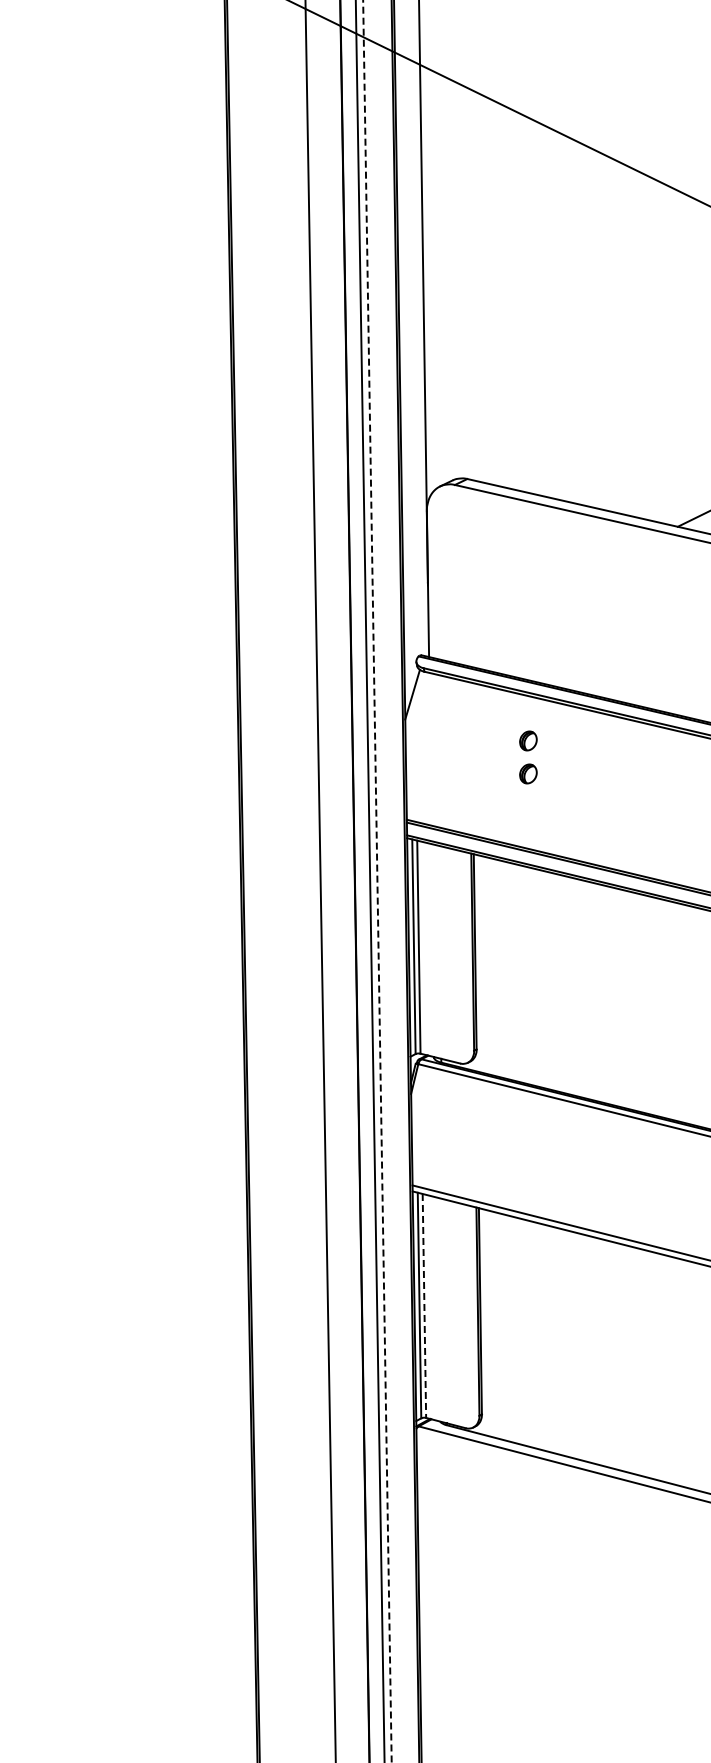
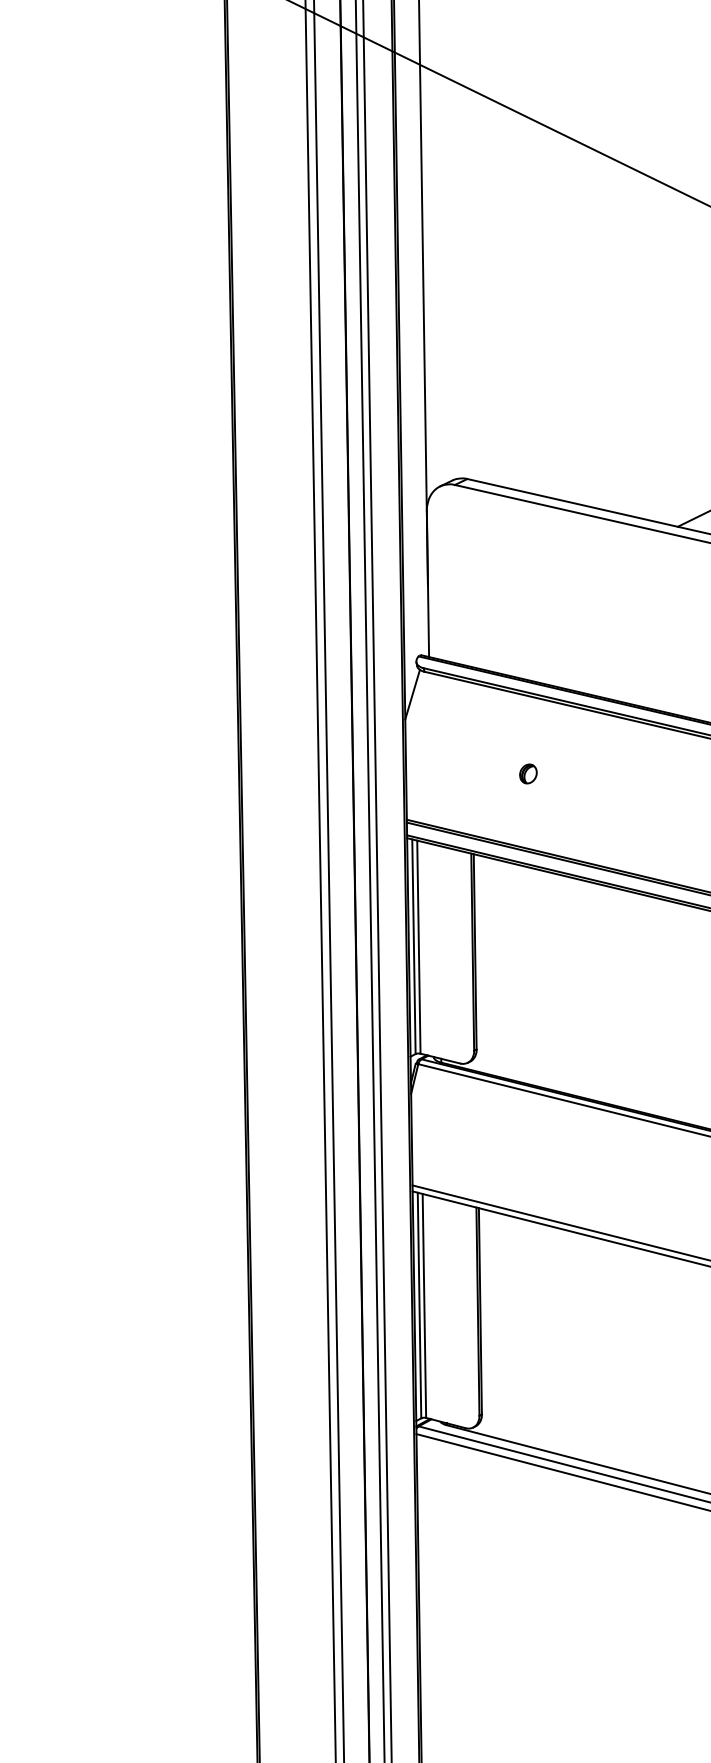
part: present -> none (528, 740)
line: none -> present (329, 880)
line: dashed -> solid (377, 881)
line: dashed -> solid (424, 1305)
line: none -> present (561, 1472)
